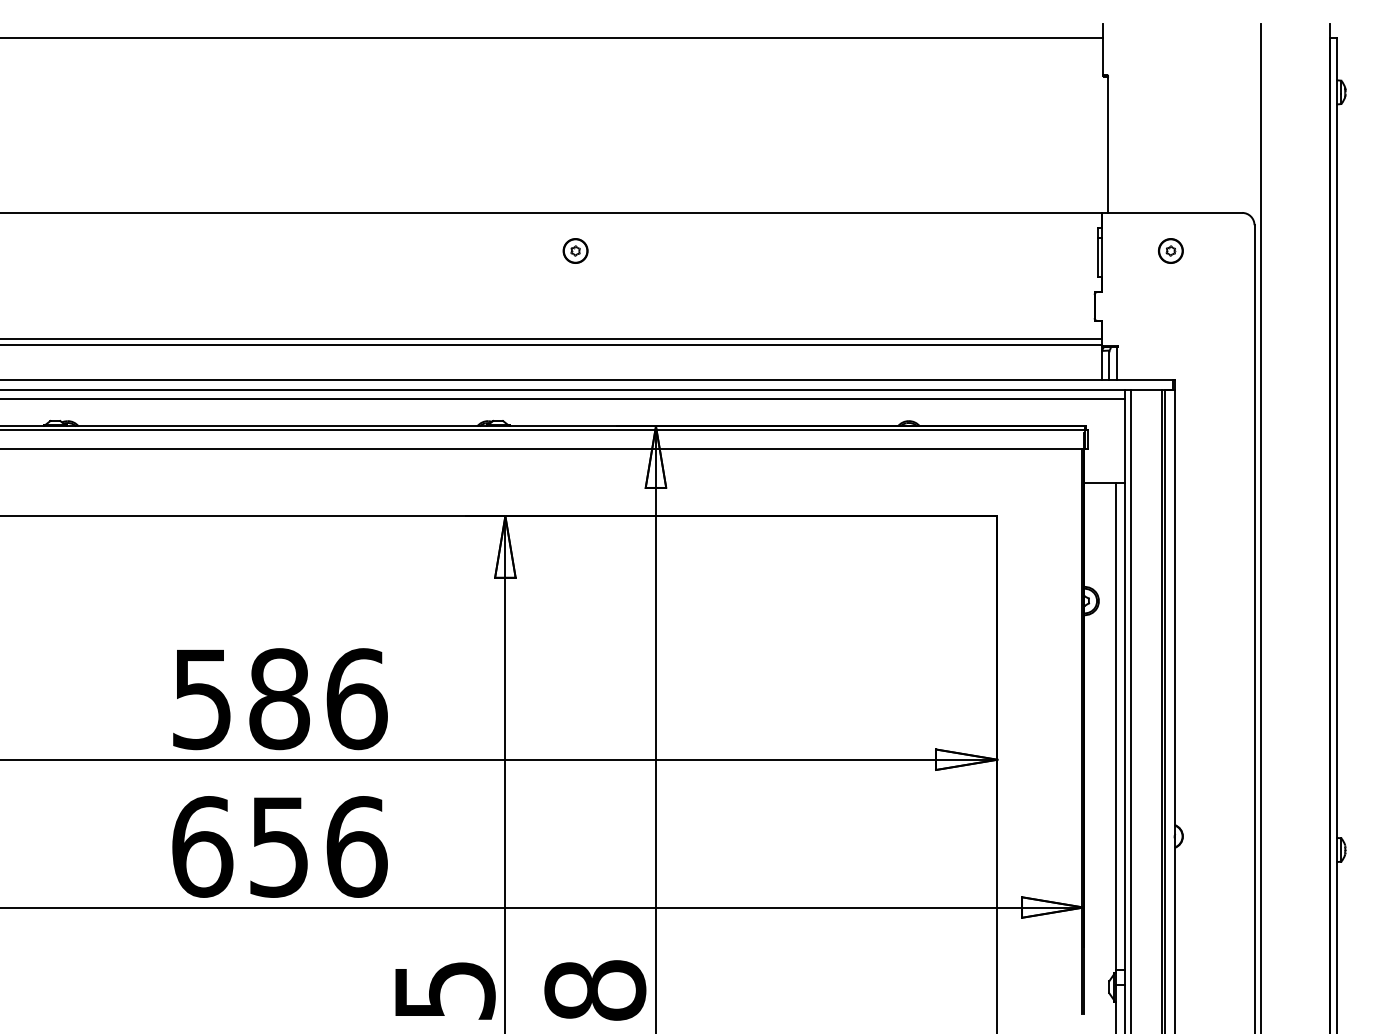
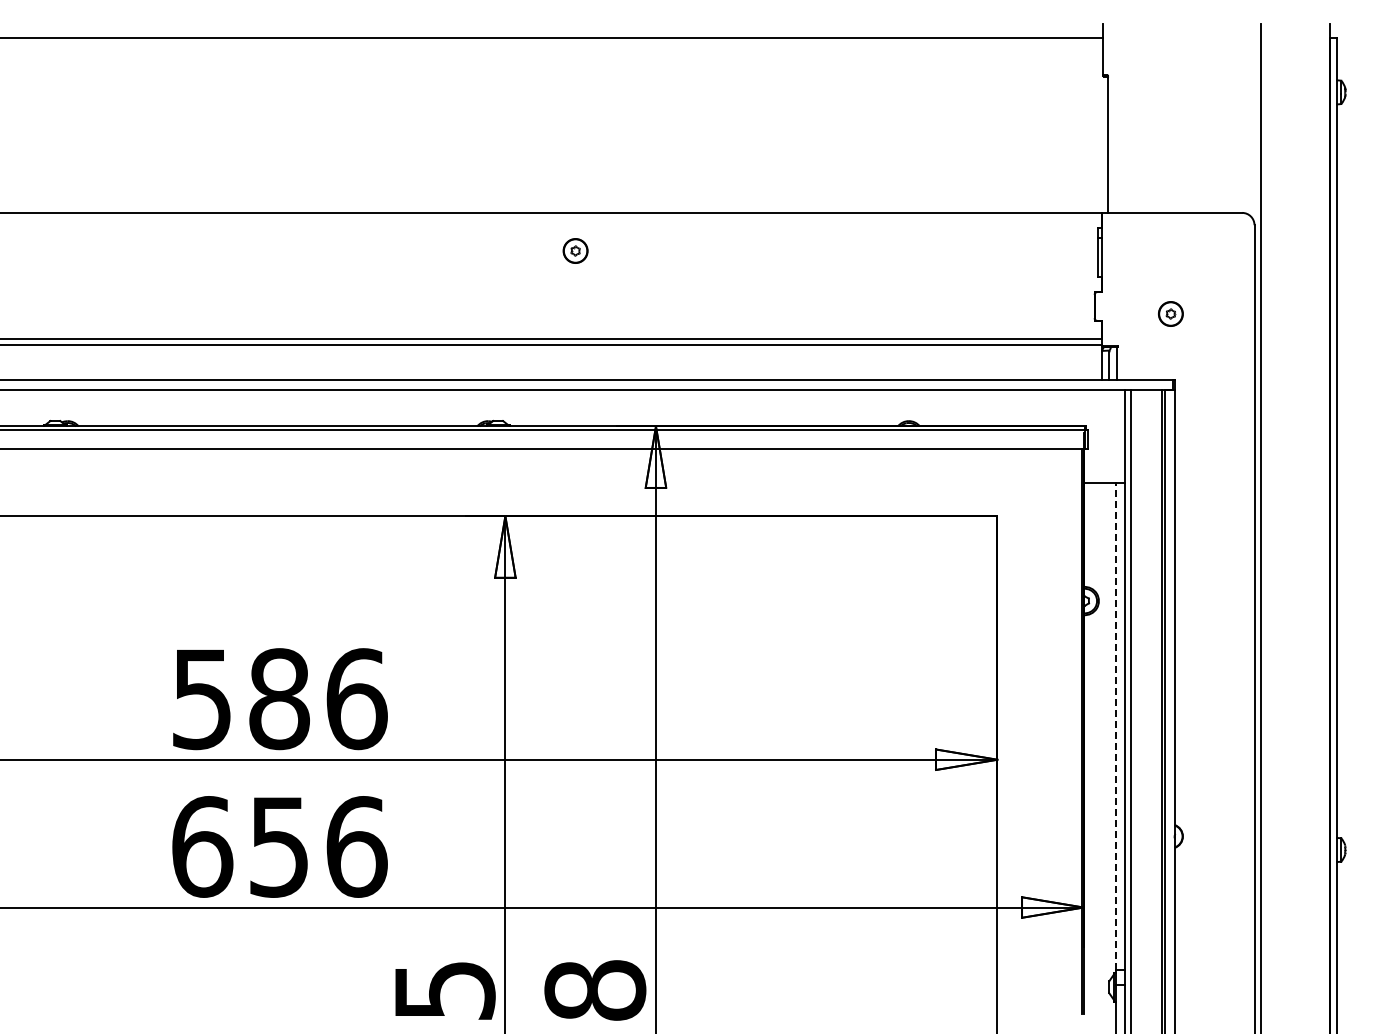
part position: (1170, 250) -> (1170, 313) (1170, 313)
line: present -> none (563, 399)
line: solid -> dashed (1115, 726)
